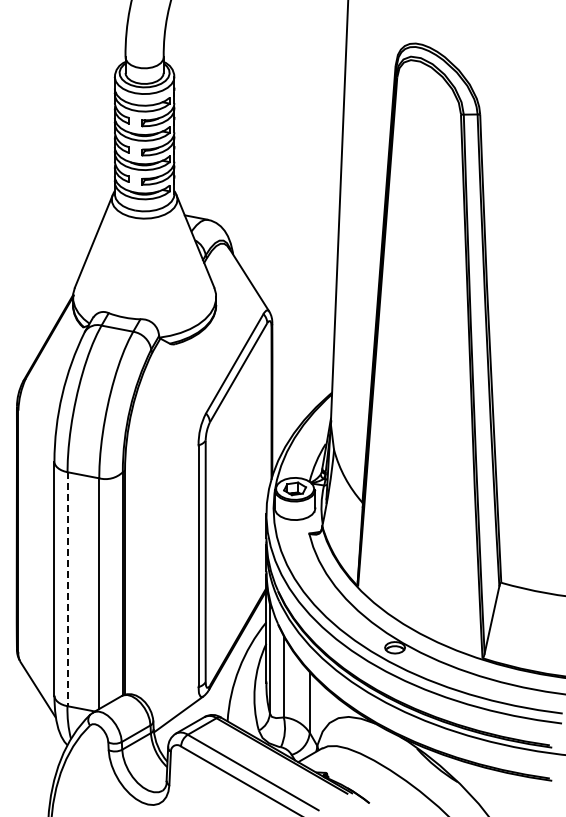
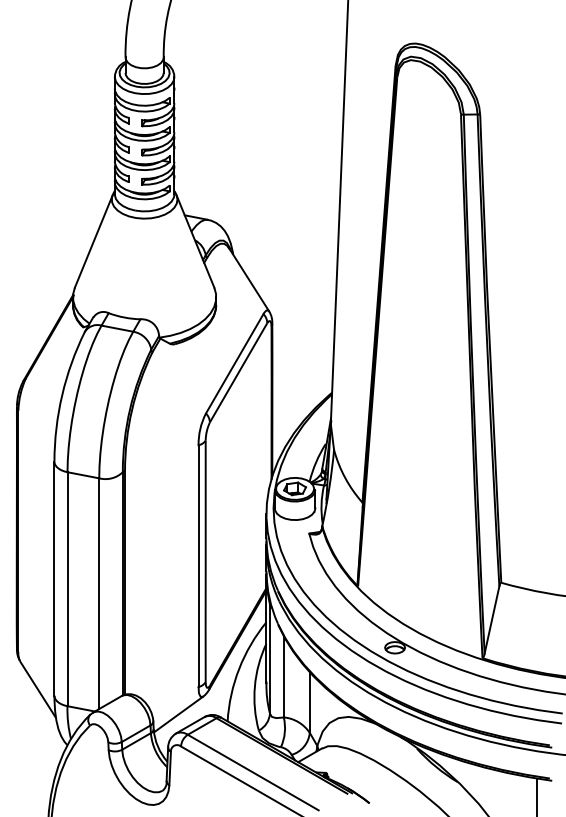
line: dashed -> solid (67, 589)
line: none -> present (537, 795)
